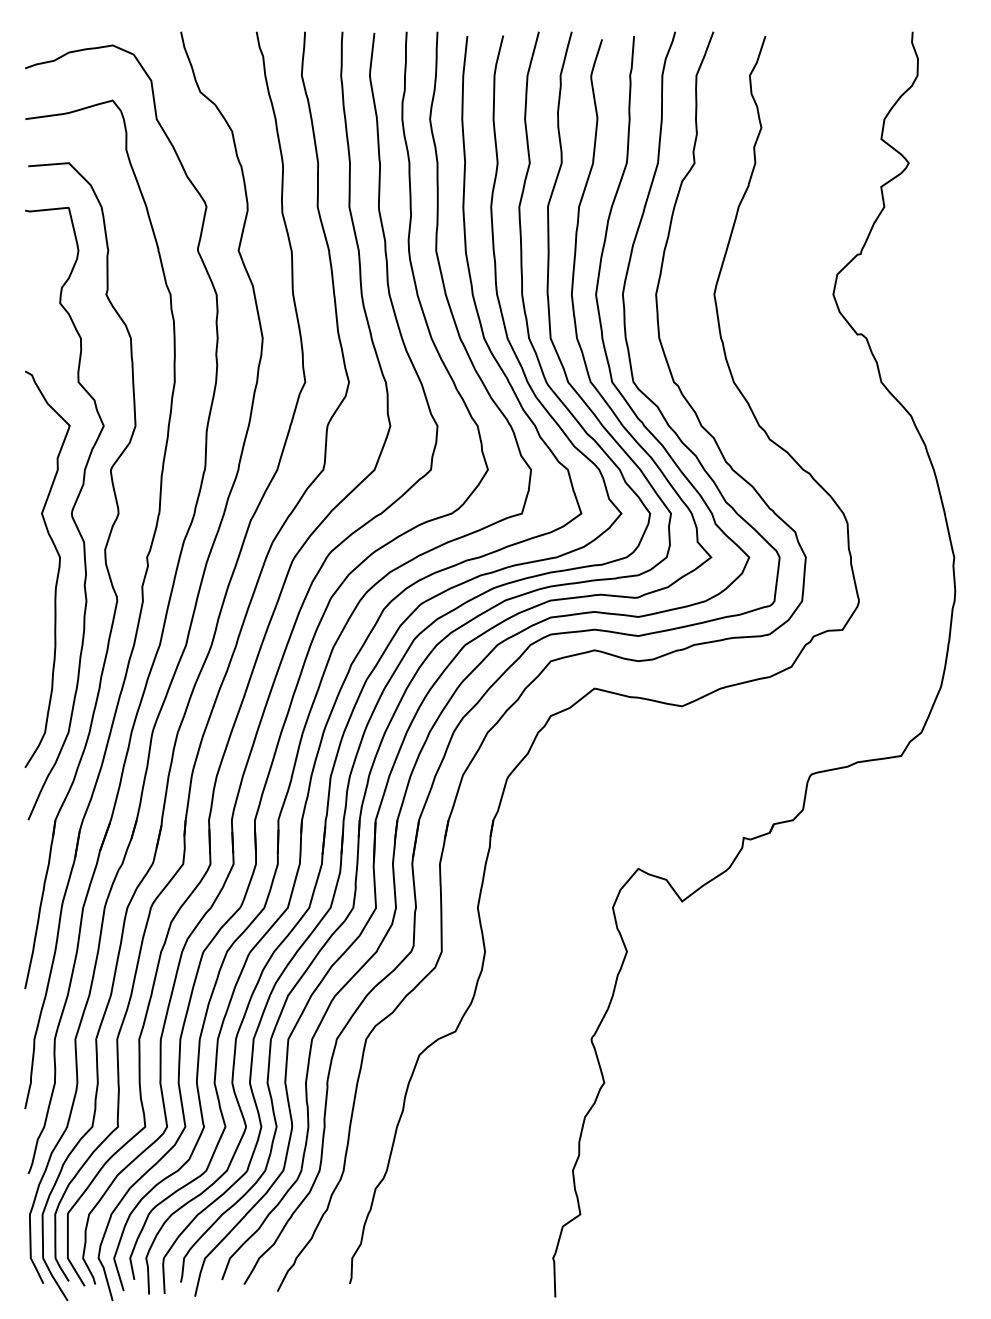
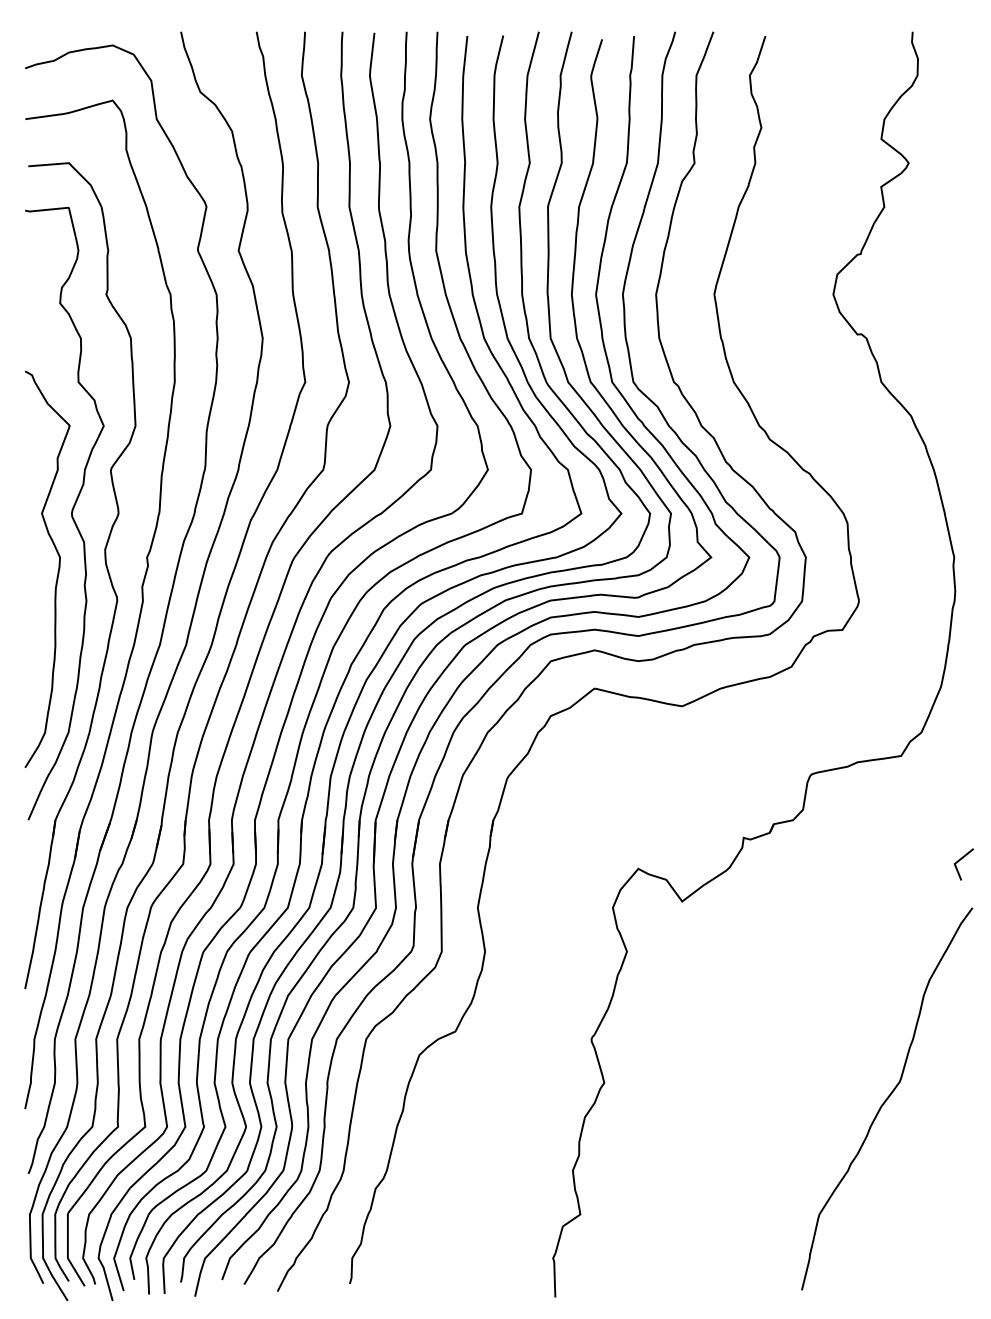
line: none -> present (960, 860)
curve: none -> present (887, 1098)
